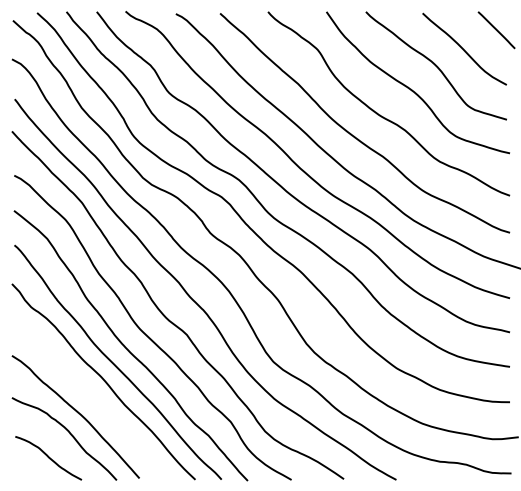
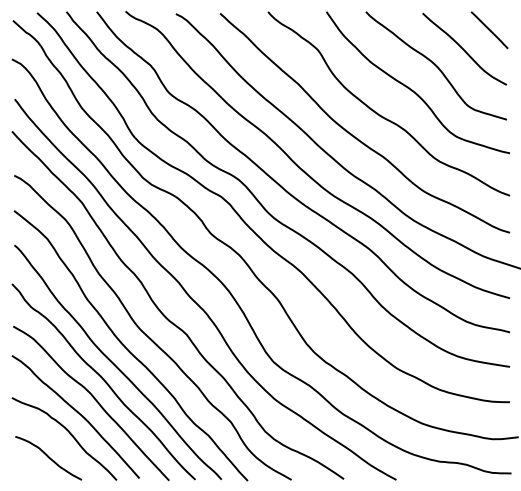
line position: (496, 30) -> (489, 30) (489, 30)
curve: none -> present (95, 401)
